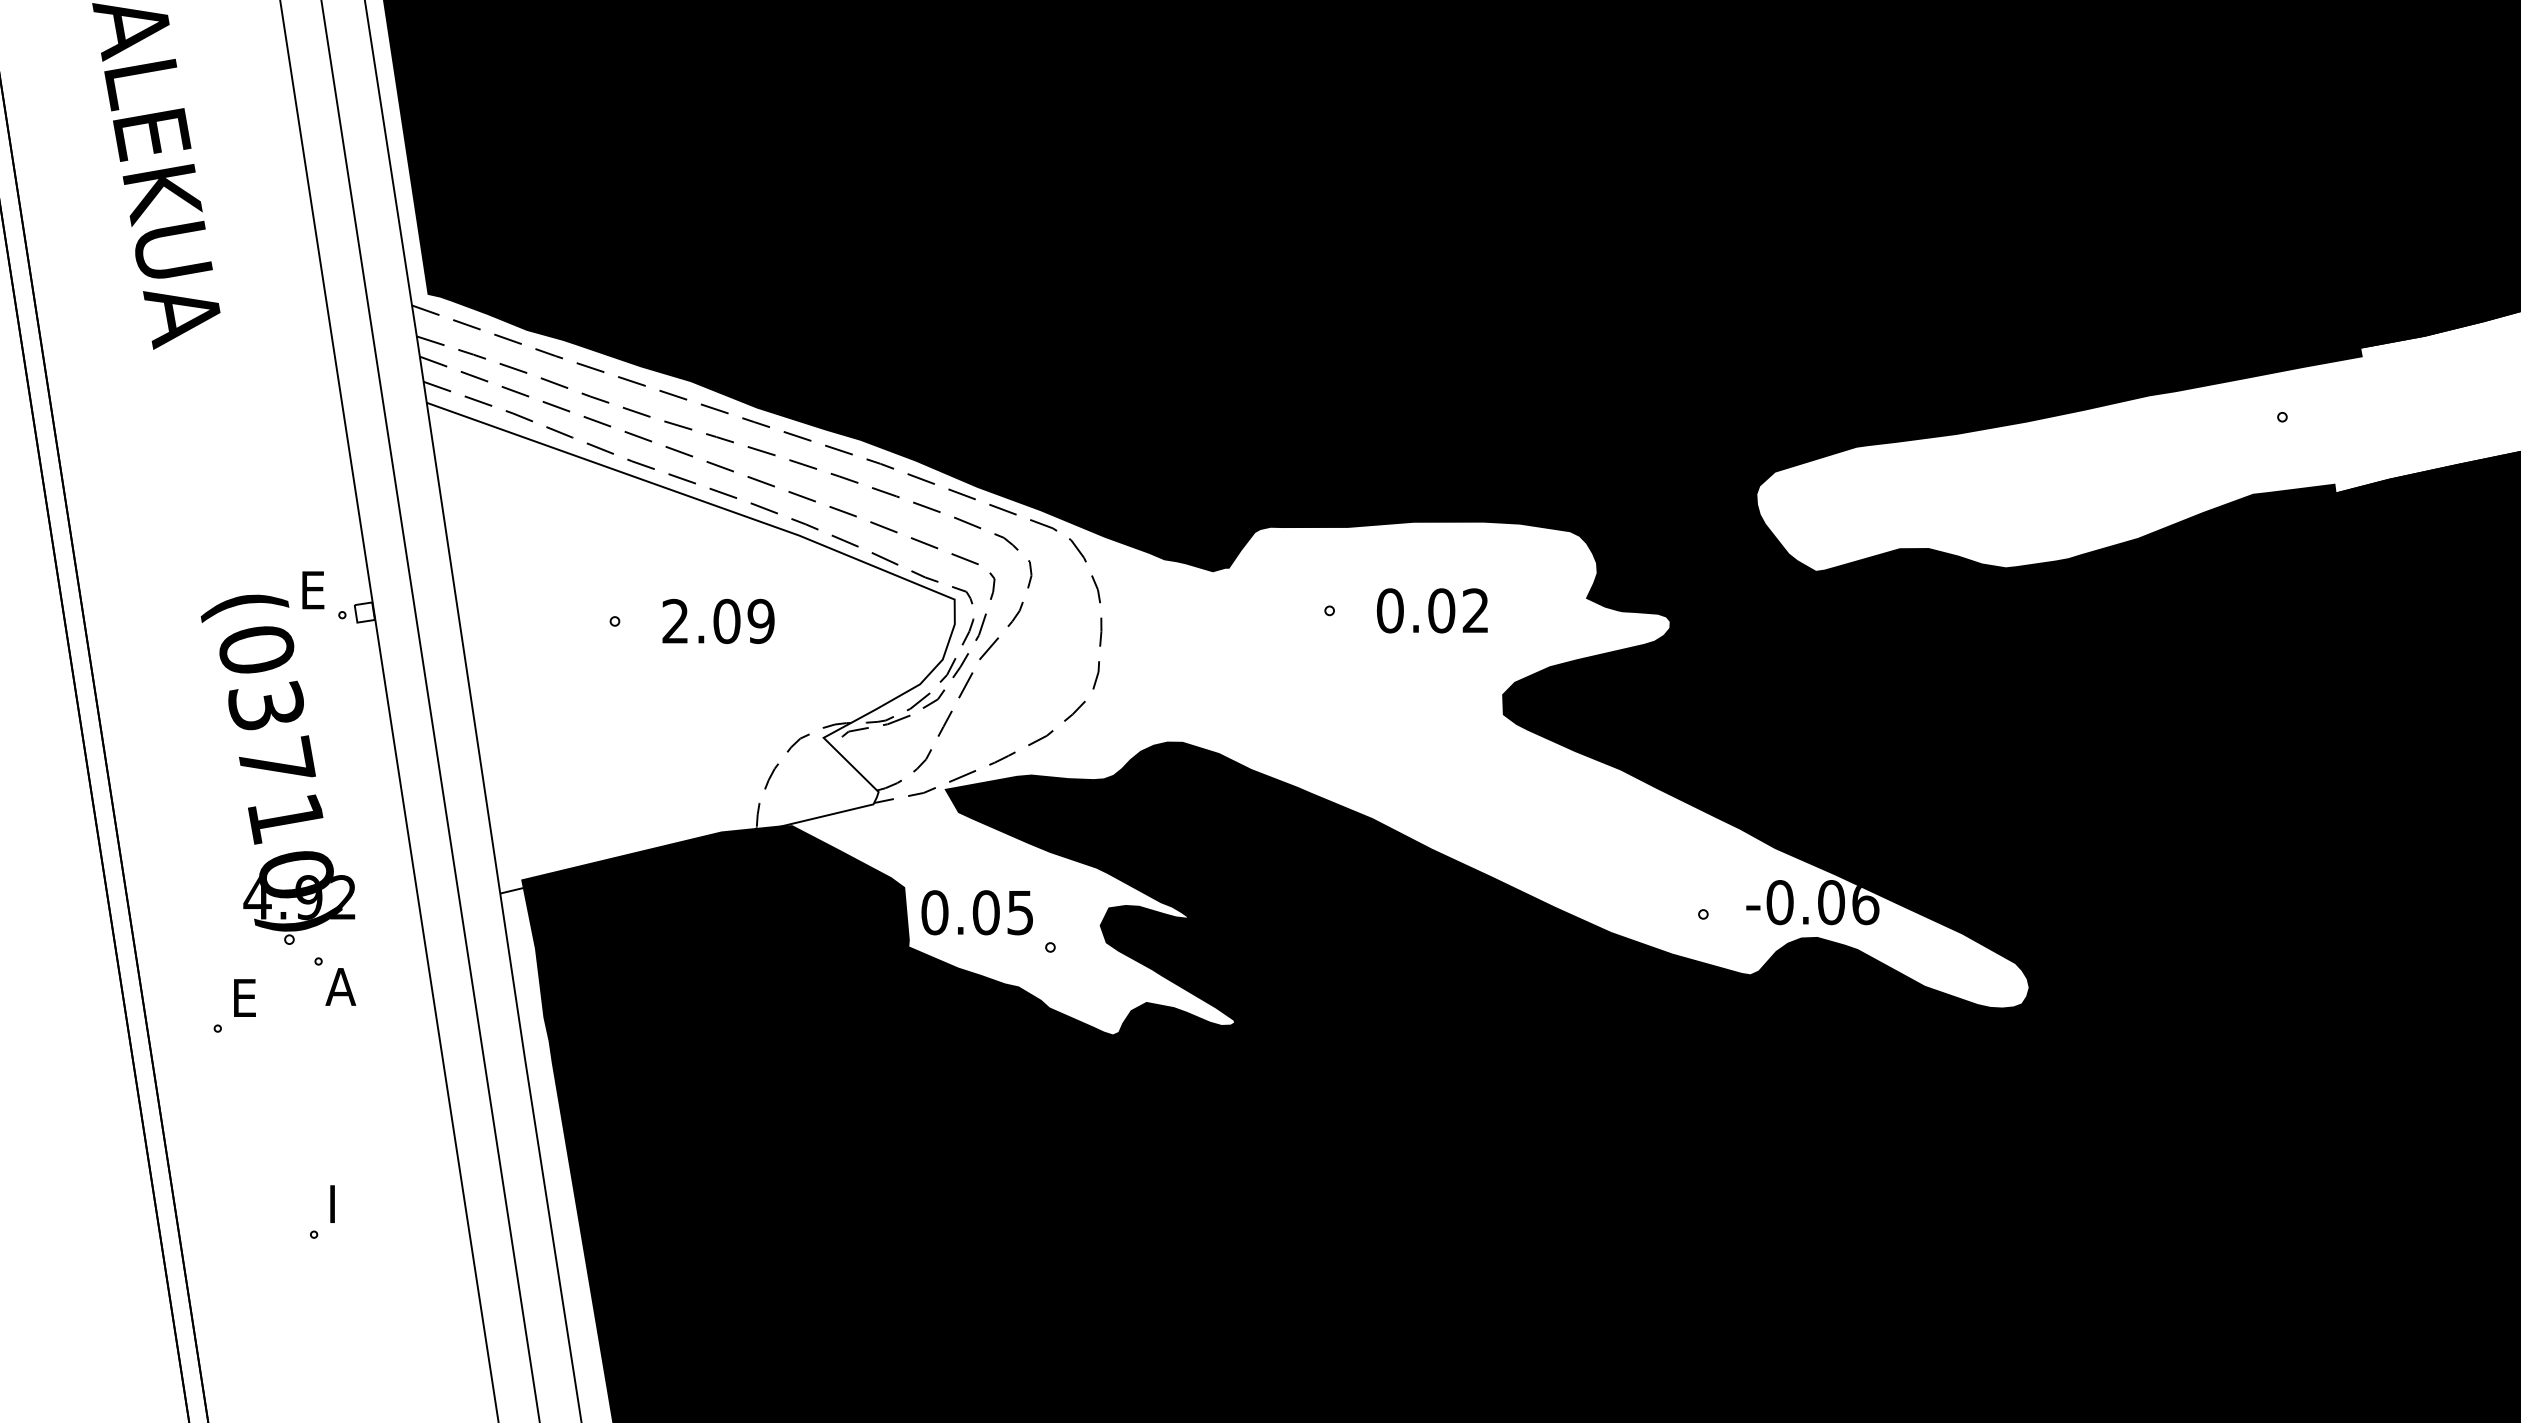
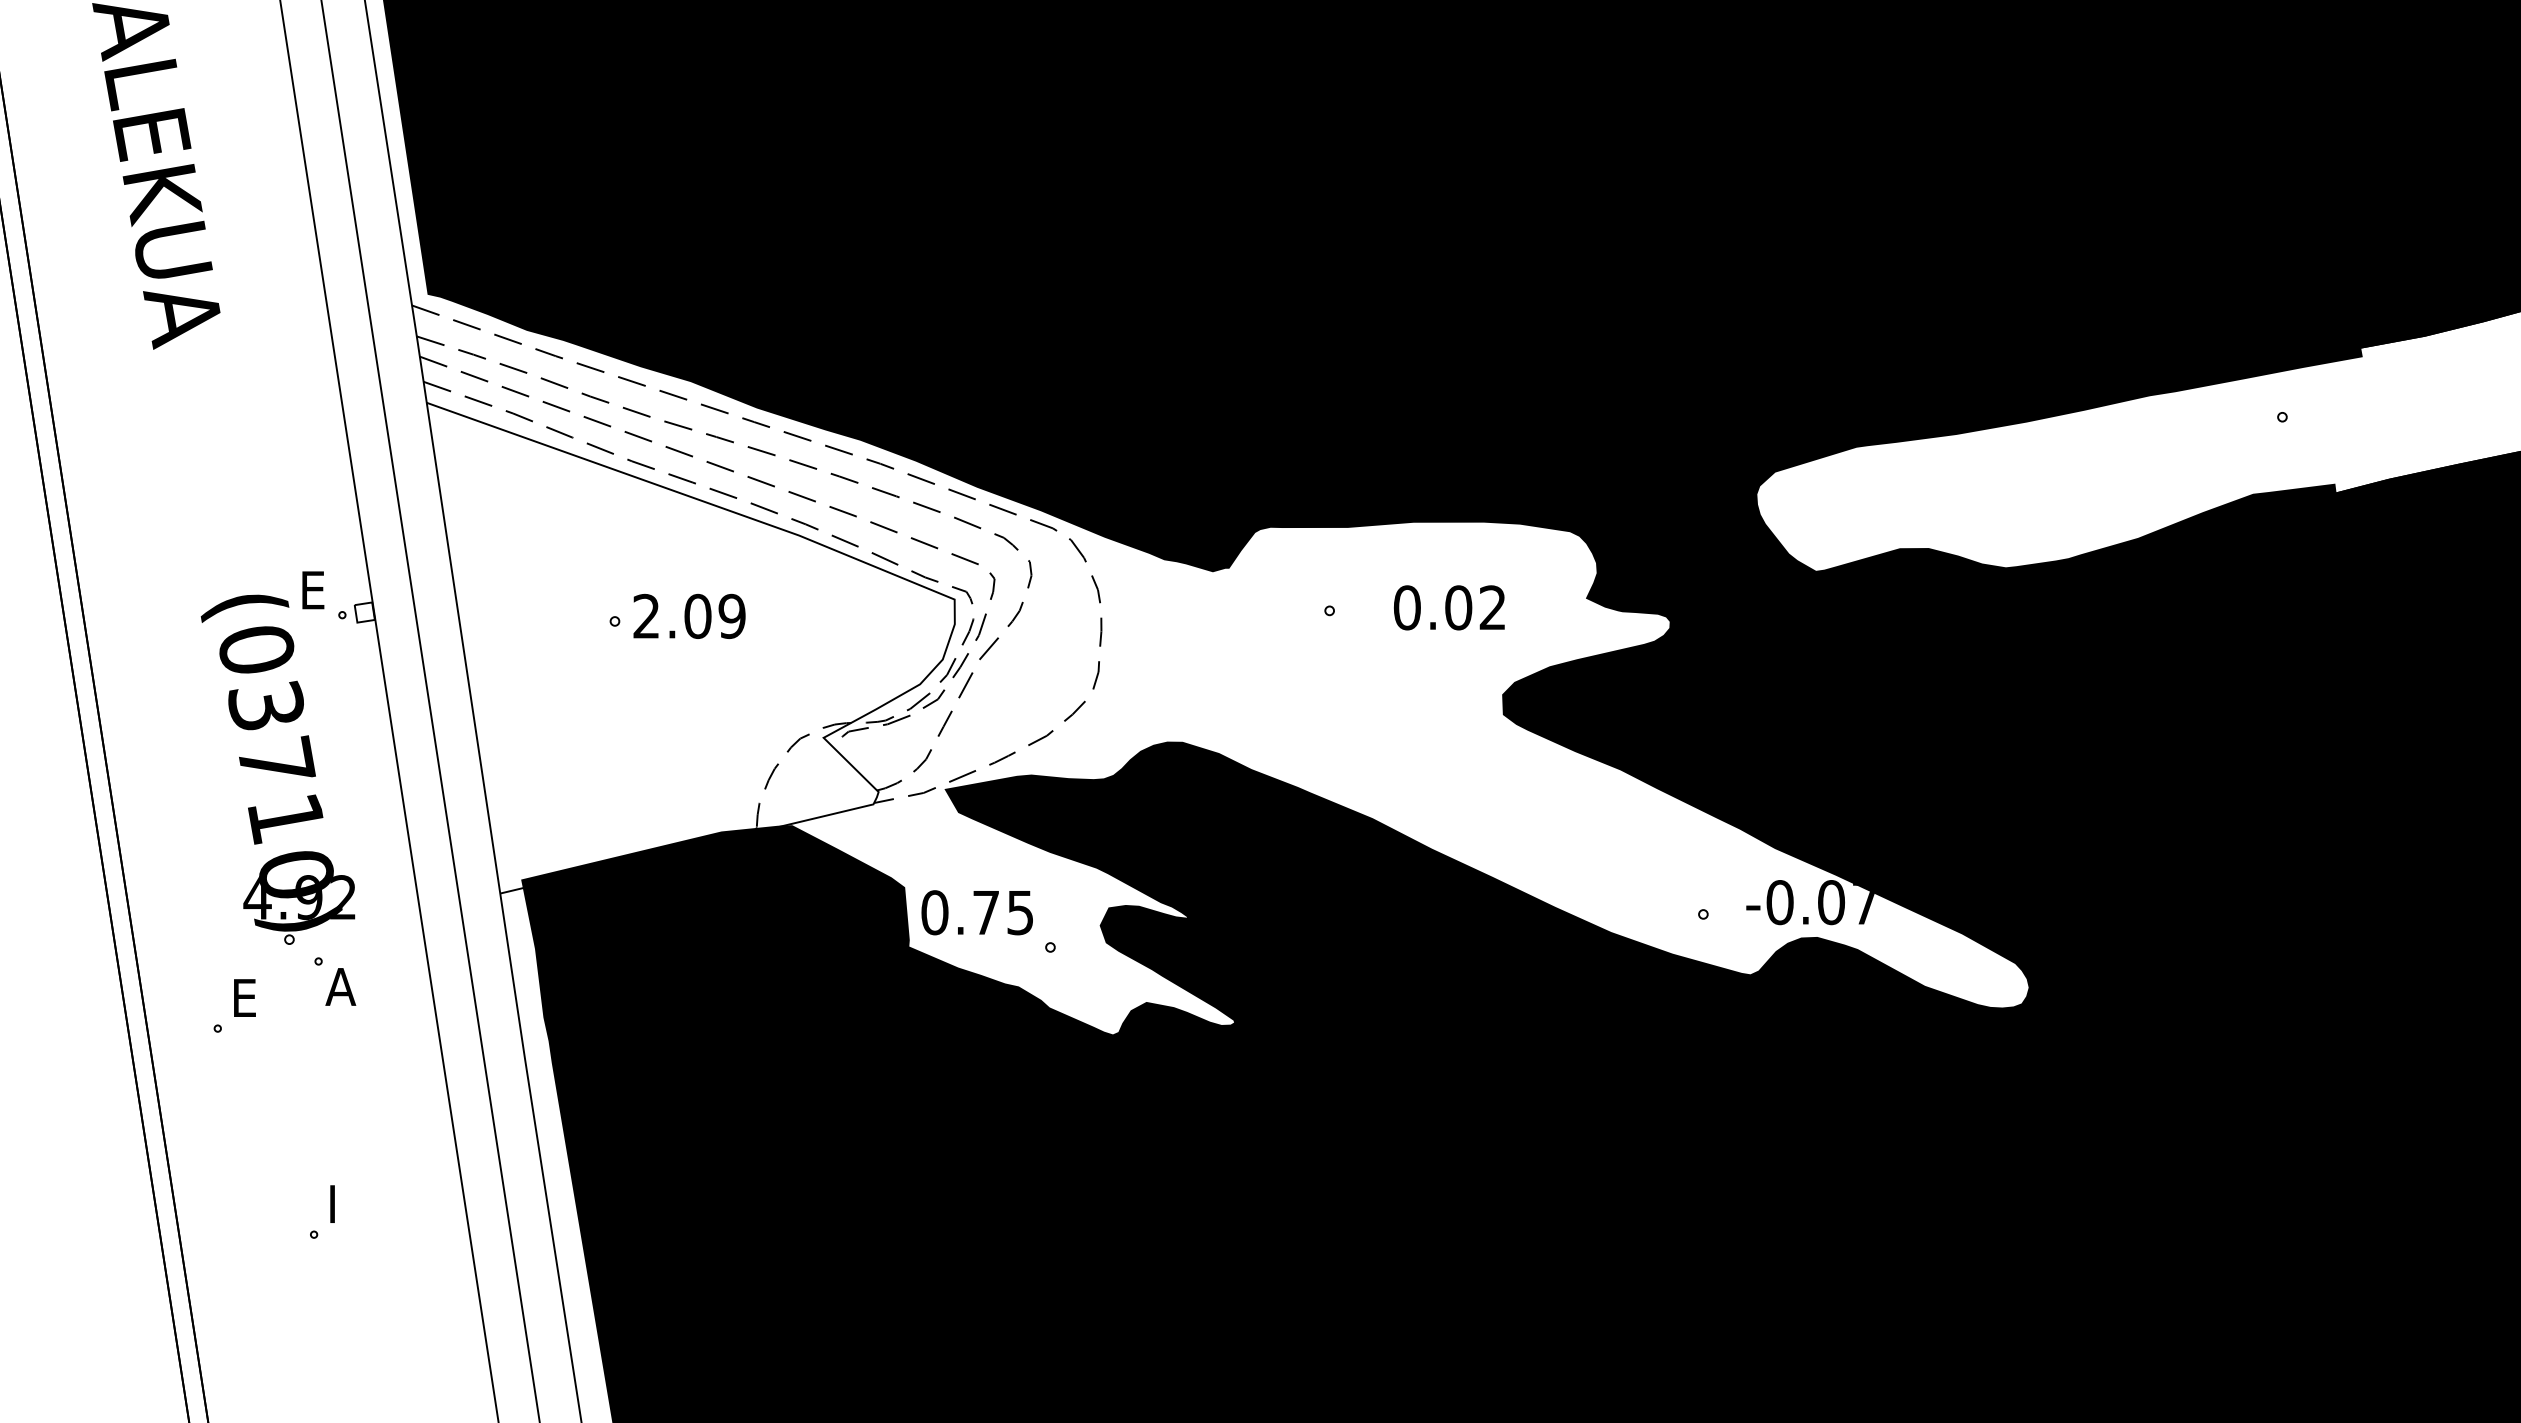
text position: (1432, 610) -> (1449, 607) (1449, 607)
text position: (718, 620) -> (689, 615) (689, 615)
text: -0.06 -> -0.07 (1865, 904)
text: 0.05 -> 0.75 (985, 912)
